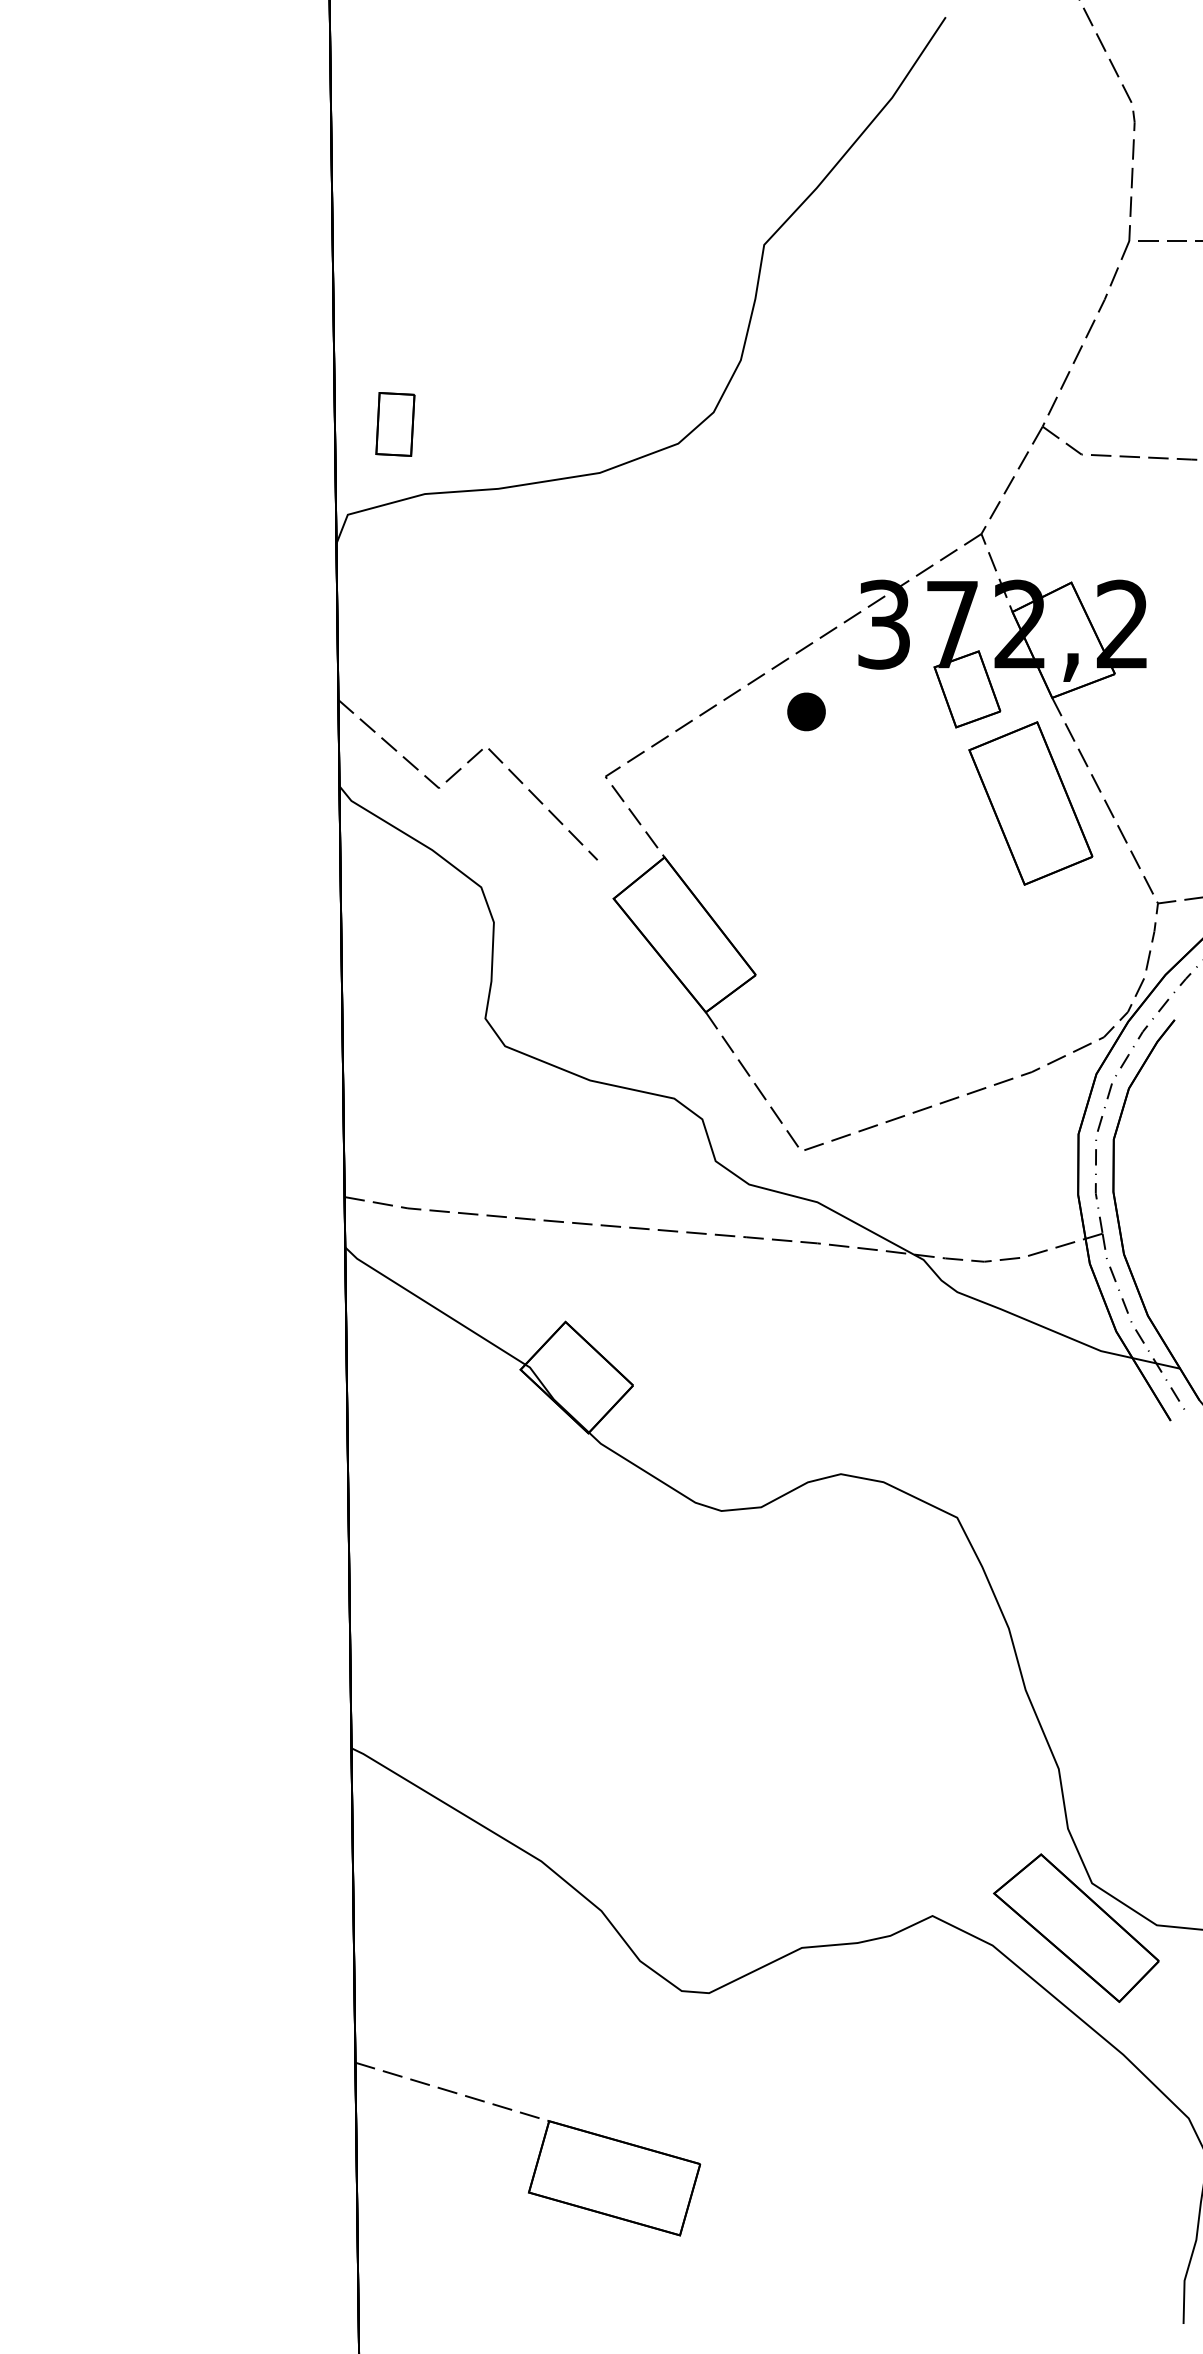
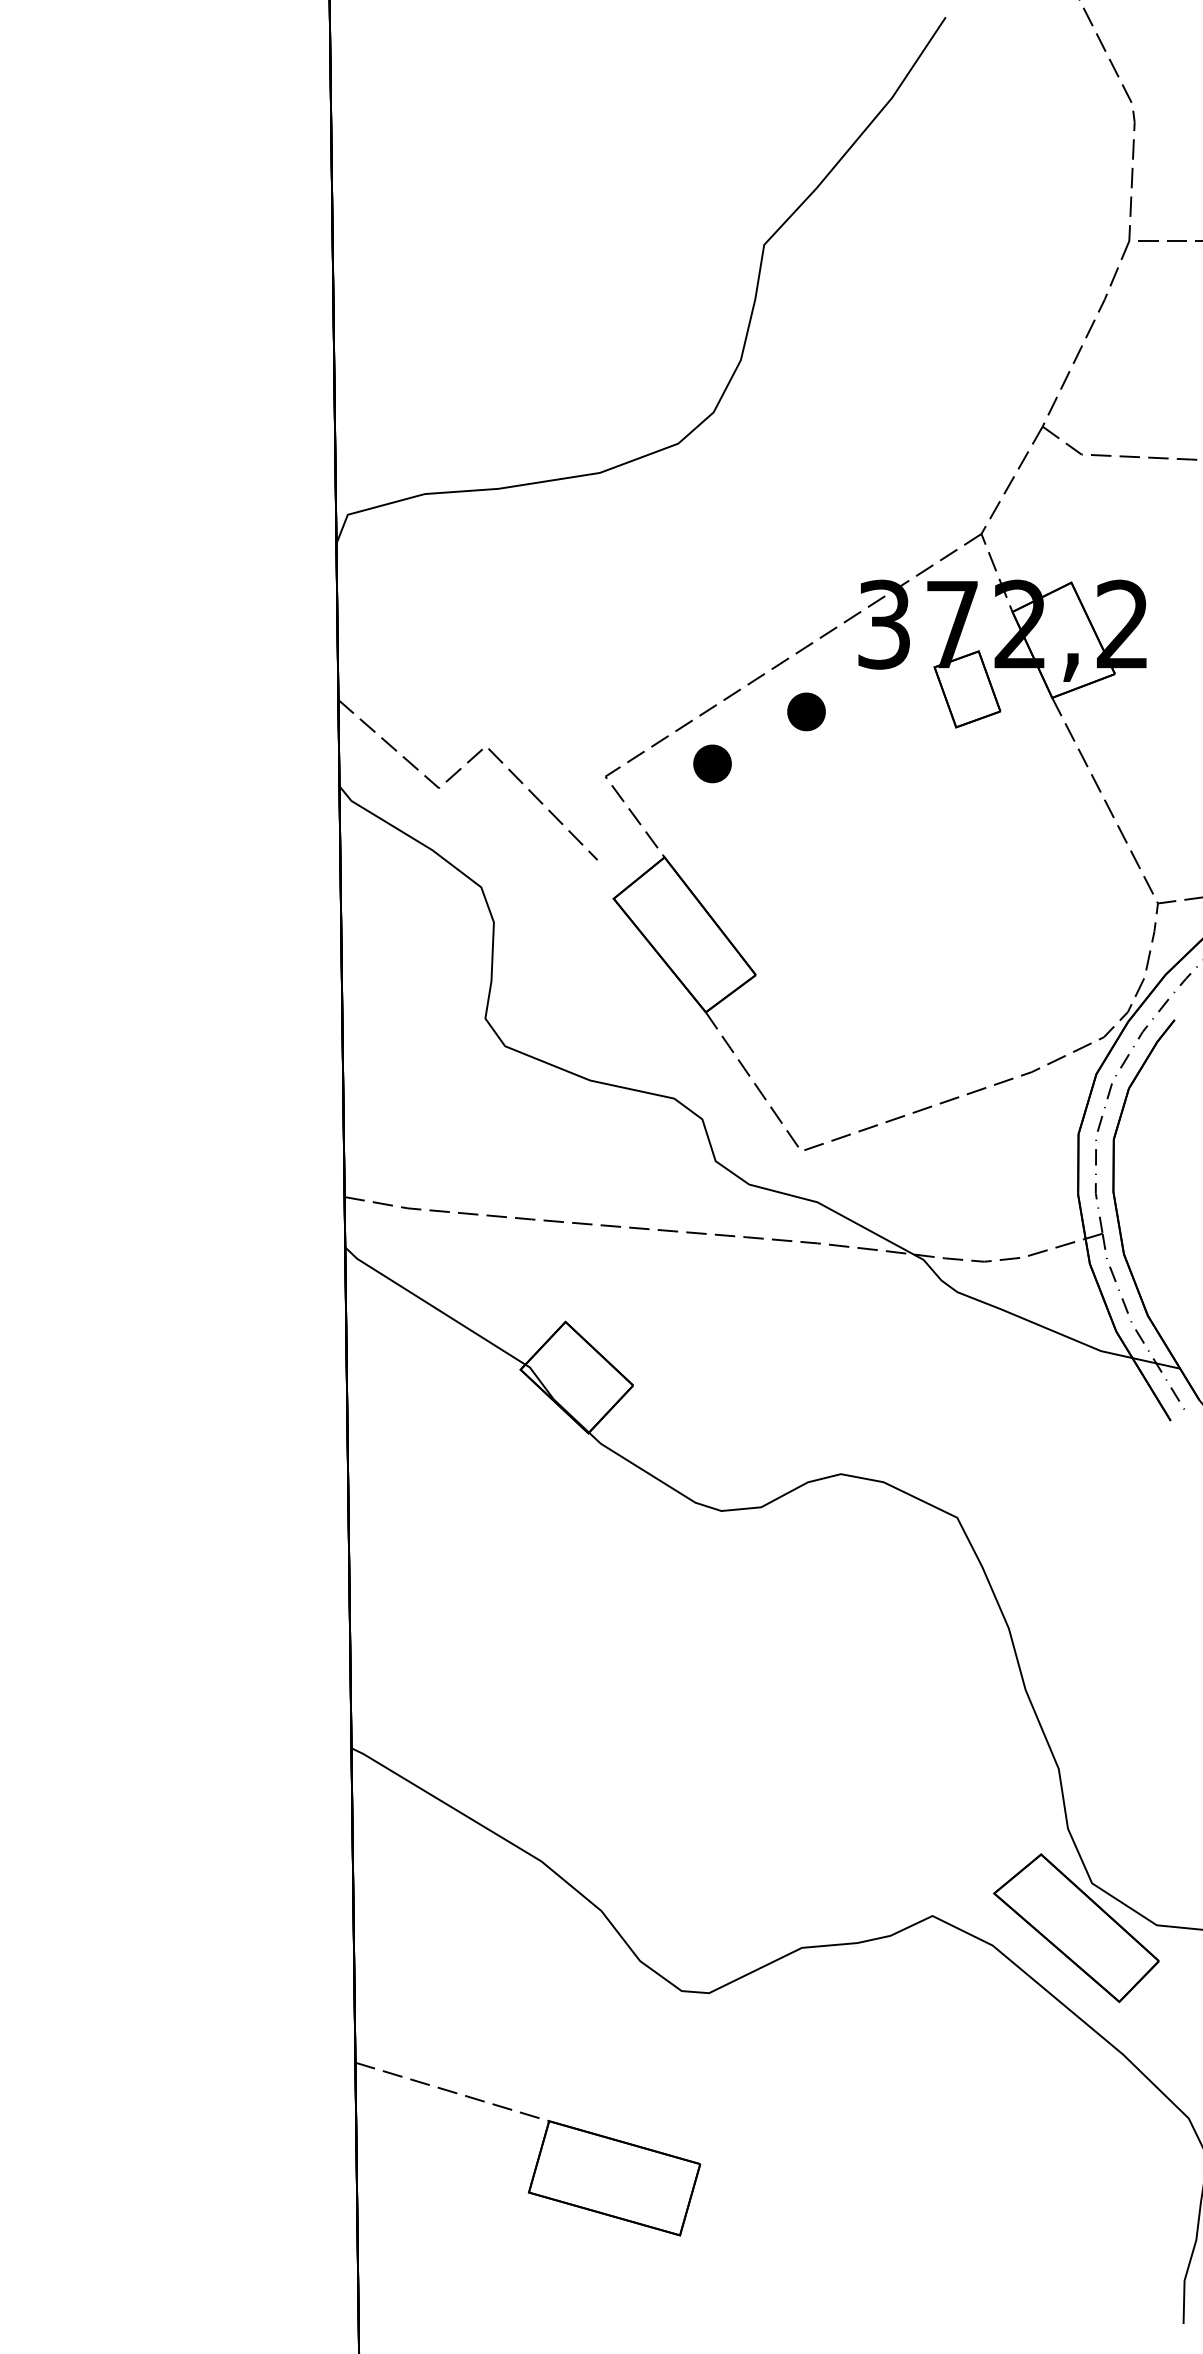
part: present -> none (395, 424)
part: none -> present (712, 763)
part: present -> none (1030, 803)
